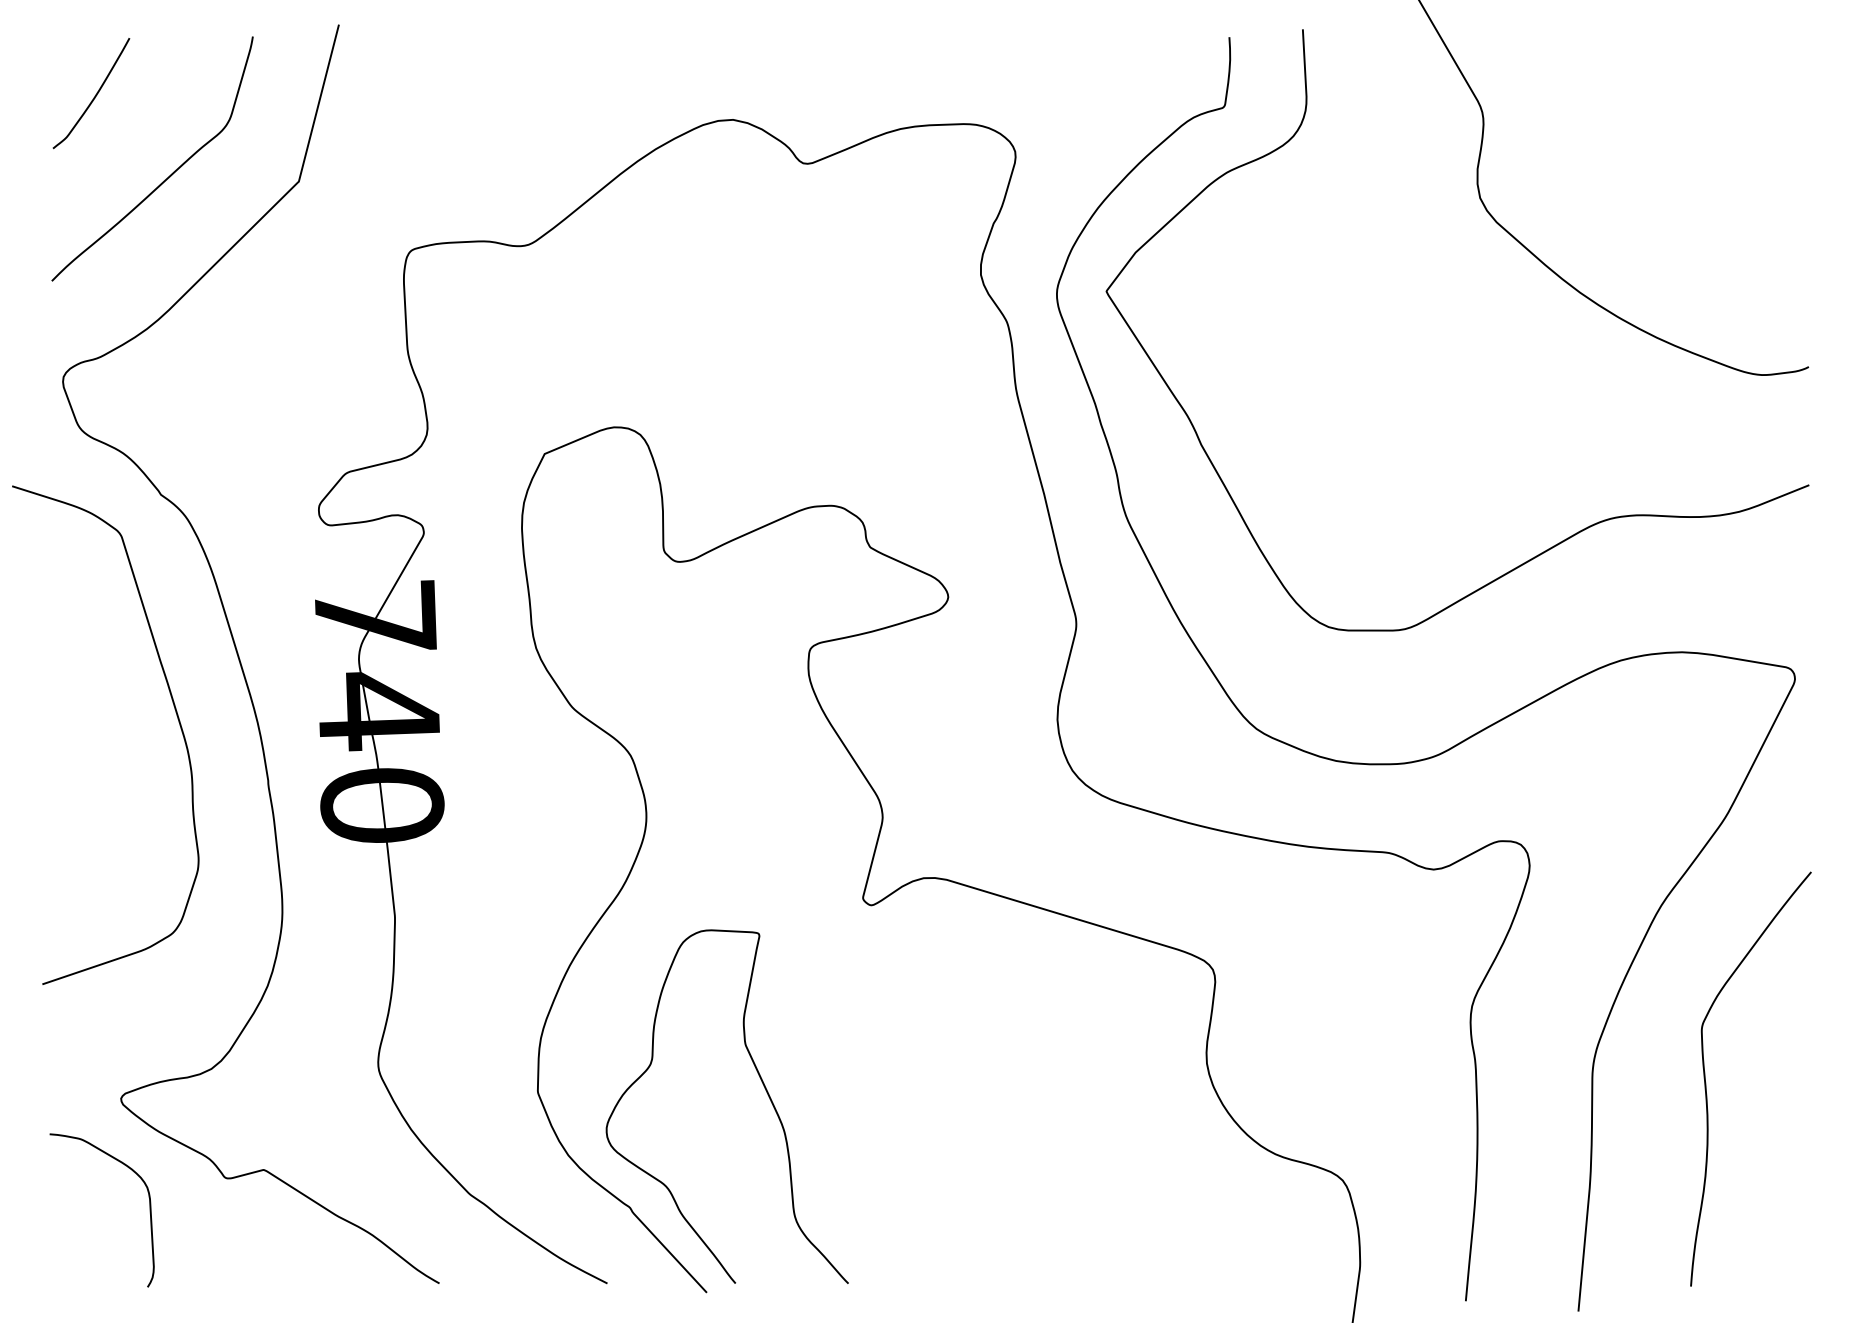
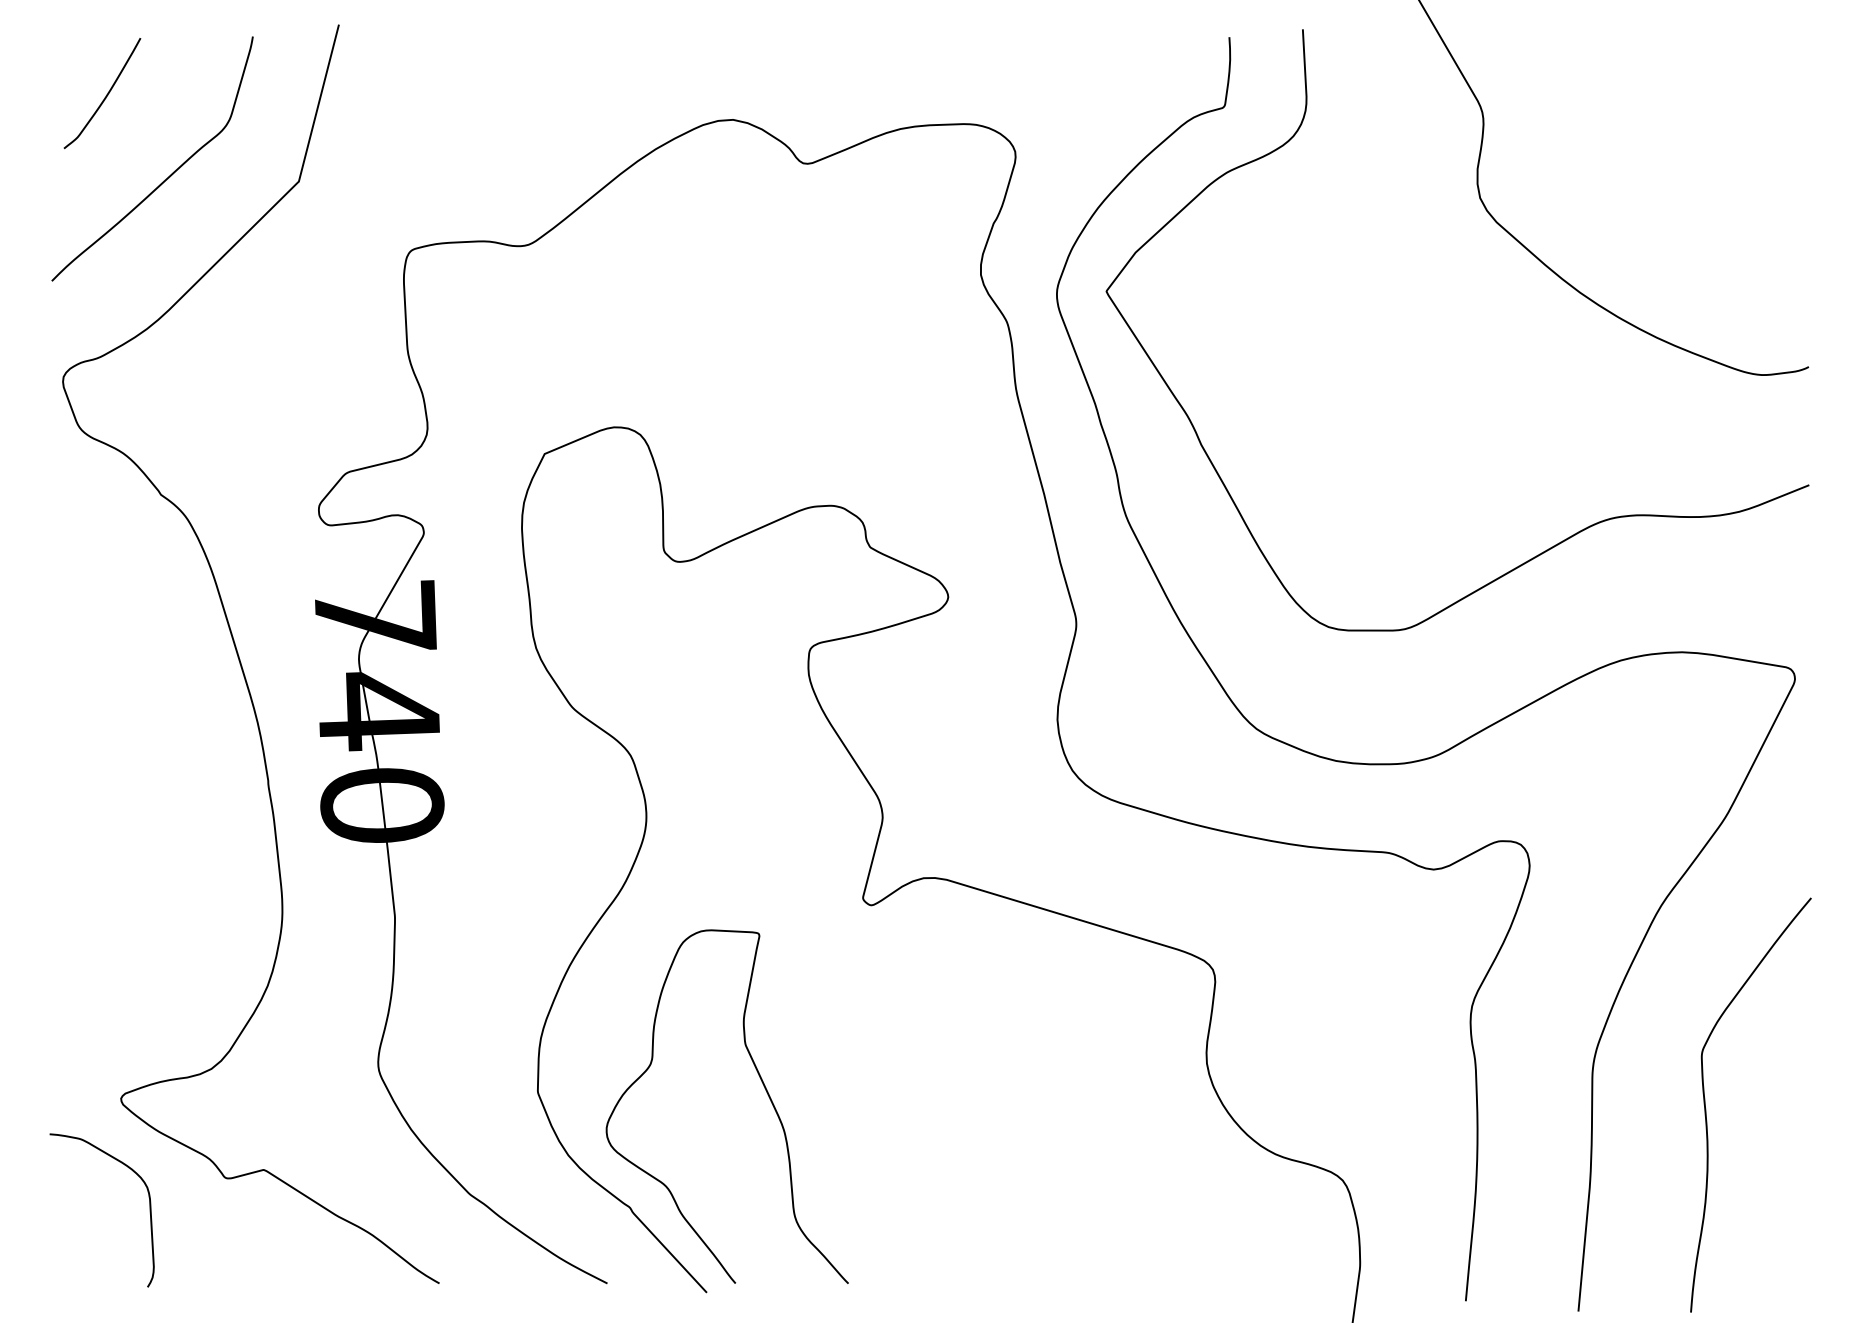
curve position: (95, 94) -> (106, 94) (106, 94)
curve: present -> none (175, 712)
curve position: (1706, 1082) -> (1706, 1108) (1706, 1108)
